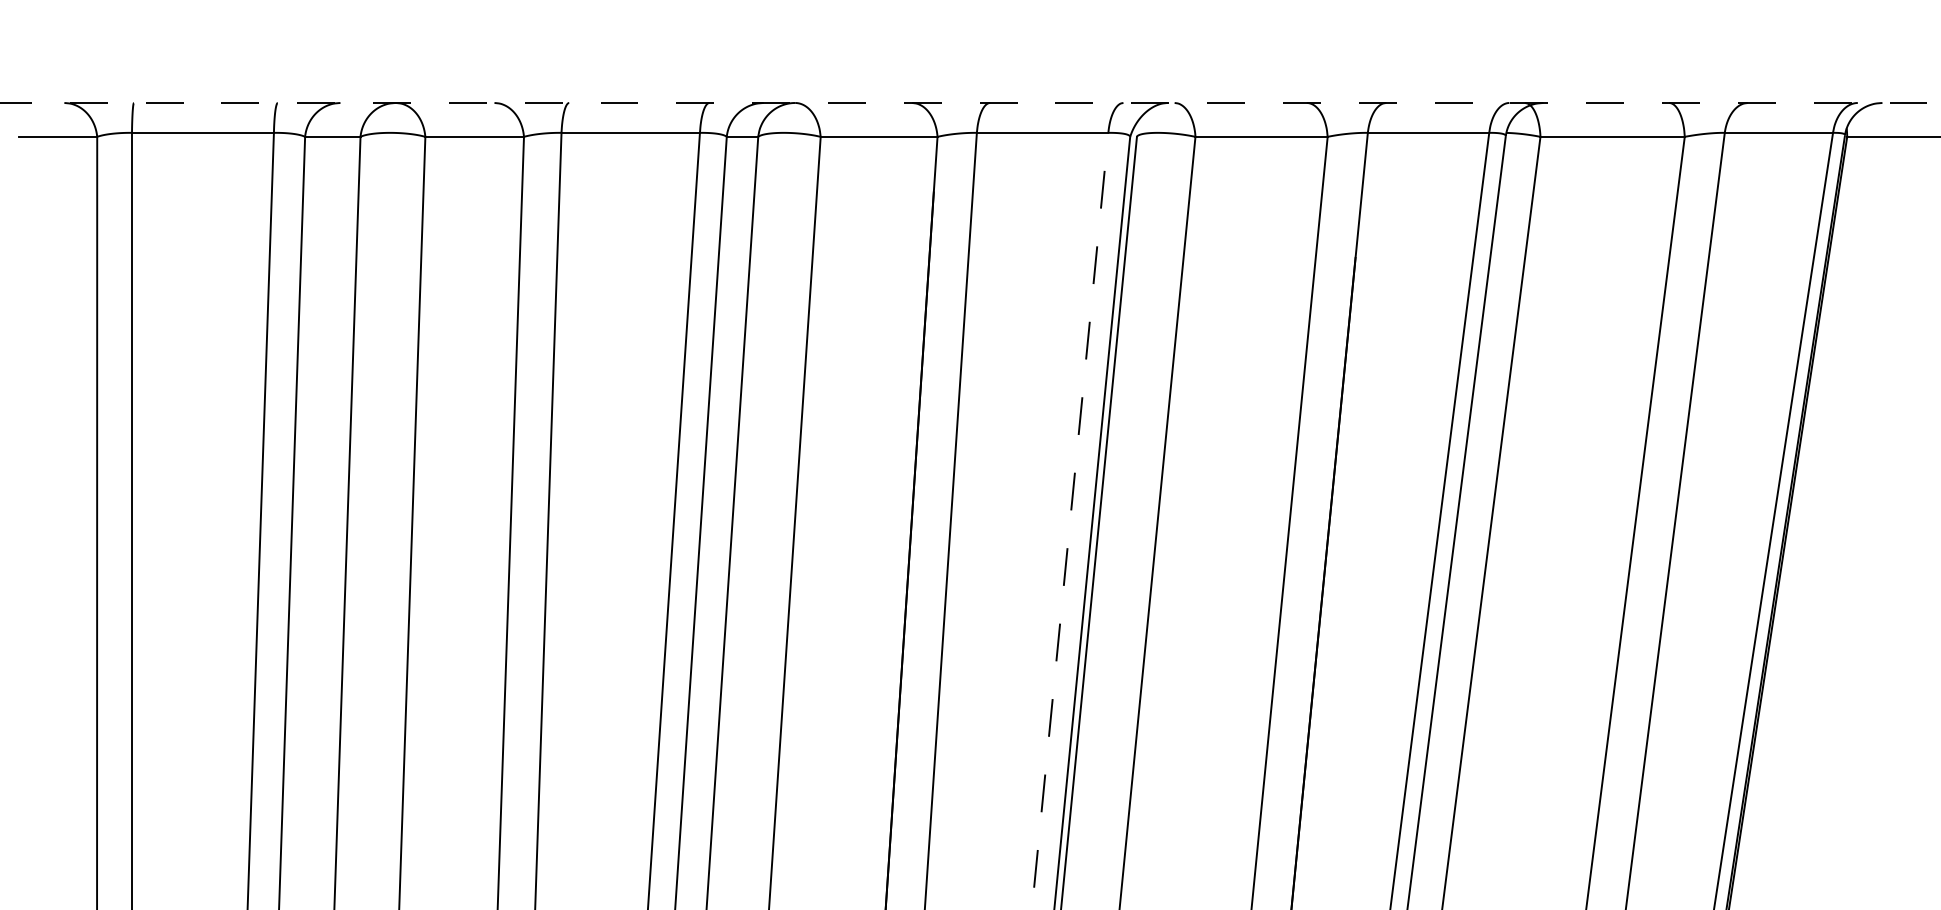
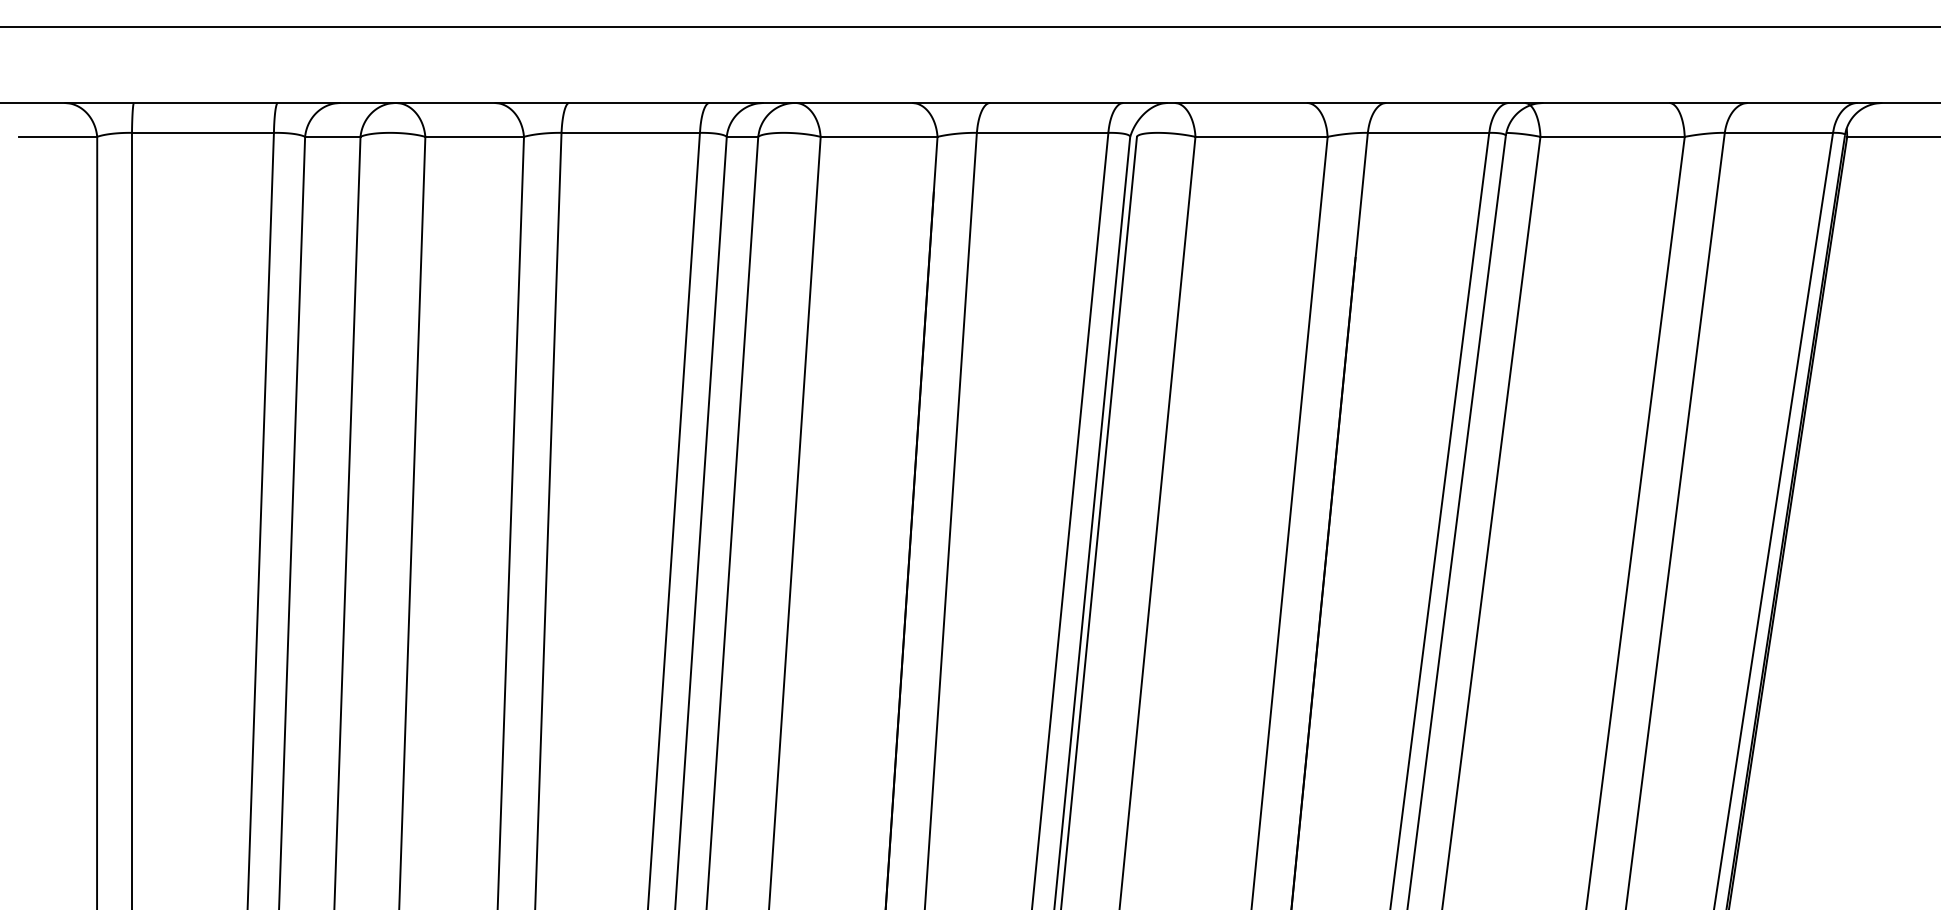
line: none -> present (969, 27)
line: dashed -> solid (970, 102)
line: dashed -> solid (1070, 520)
